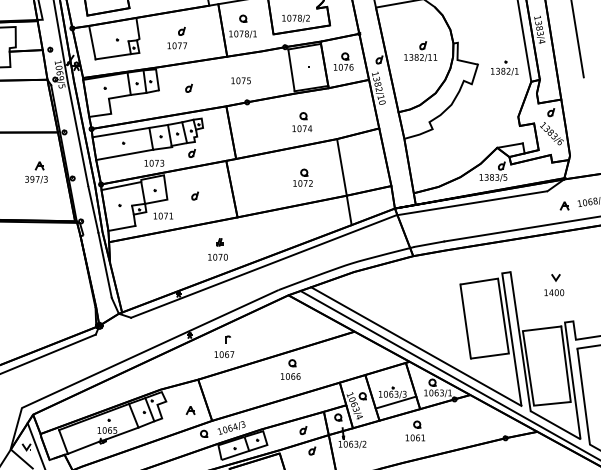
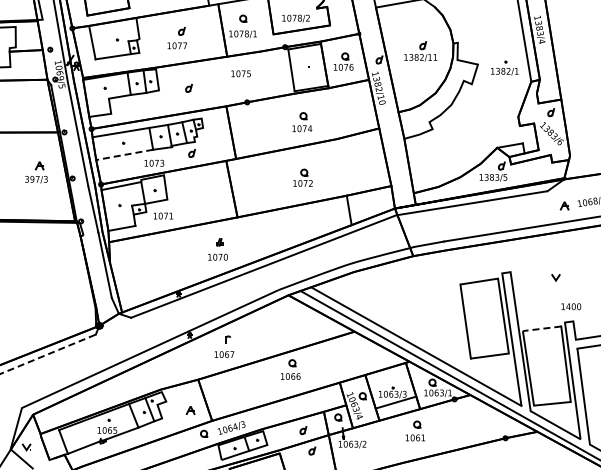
line: present -> none (577, 39)
text position: (240, 80) -> (240, 73) (240, 73)
line: solid -> dashed (124, 154)
line: present -> none (341, 167)
part: present -> none (194, 195)
text position: (554, 292) -> (571, 306) (571, 306)
line: solid -> dashed (541, 328)
line: solid -> dashed (47, 354)
line: present -> none (35, 444)
